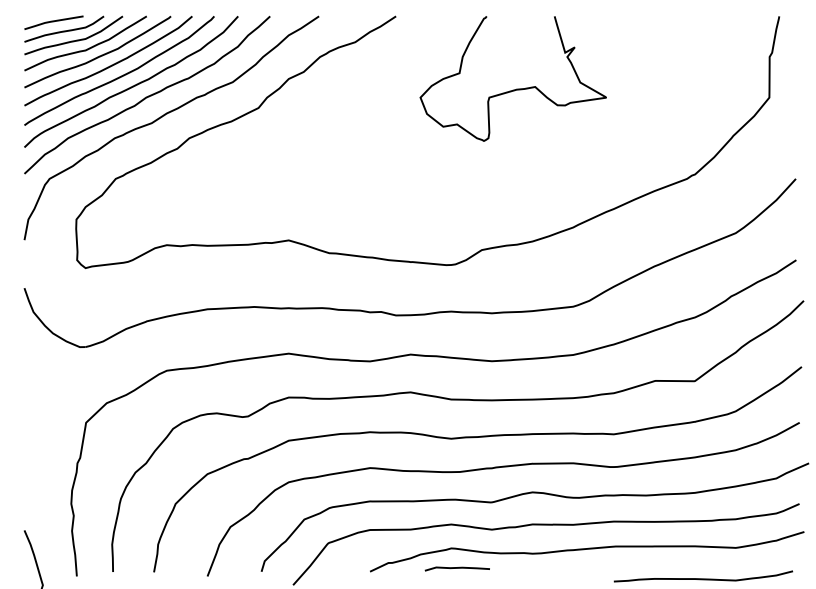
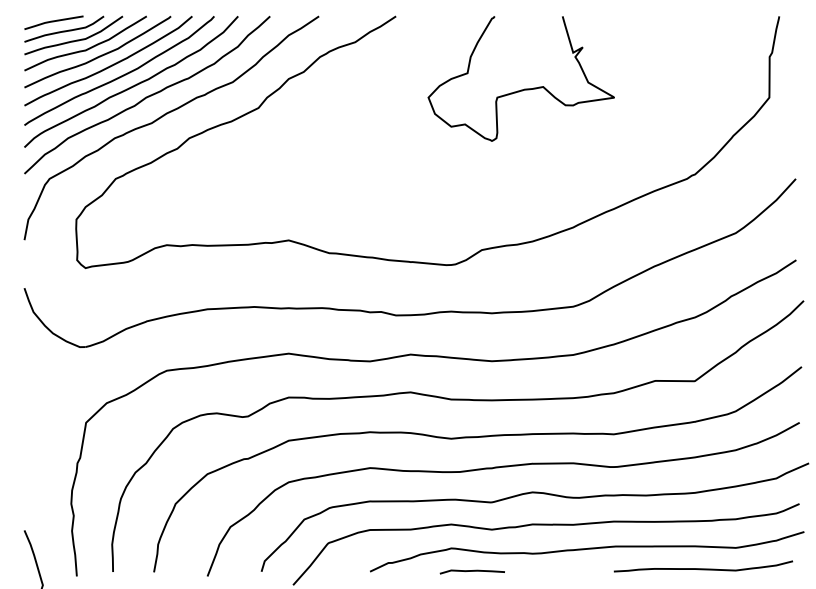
curve position: (516, 88) -> (524, 88) (524, 88)
curve position: (456, 568) -> (471, 571) (471, 571)
curve position: (703, 578) -> (703, 568) (703, 568)
